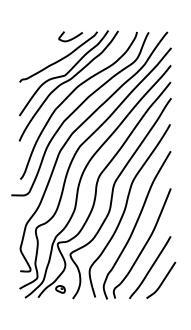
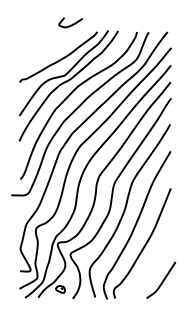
curve position: (70, 38) -> (70, 24) (70, 24)
curve: present -> none (150, 267)
